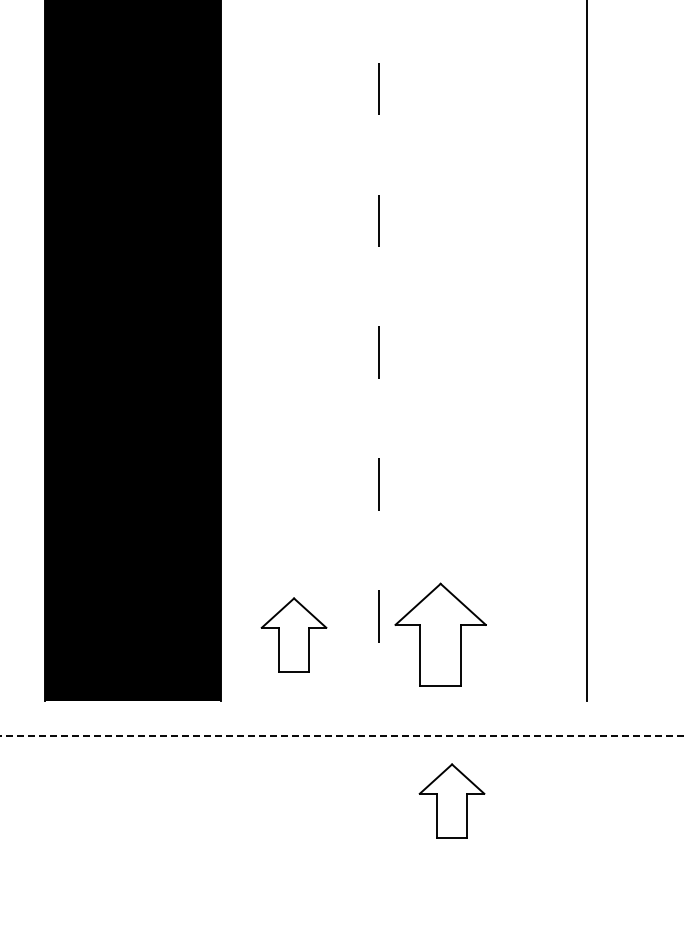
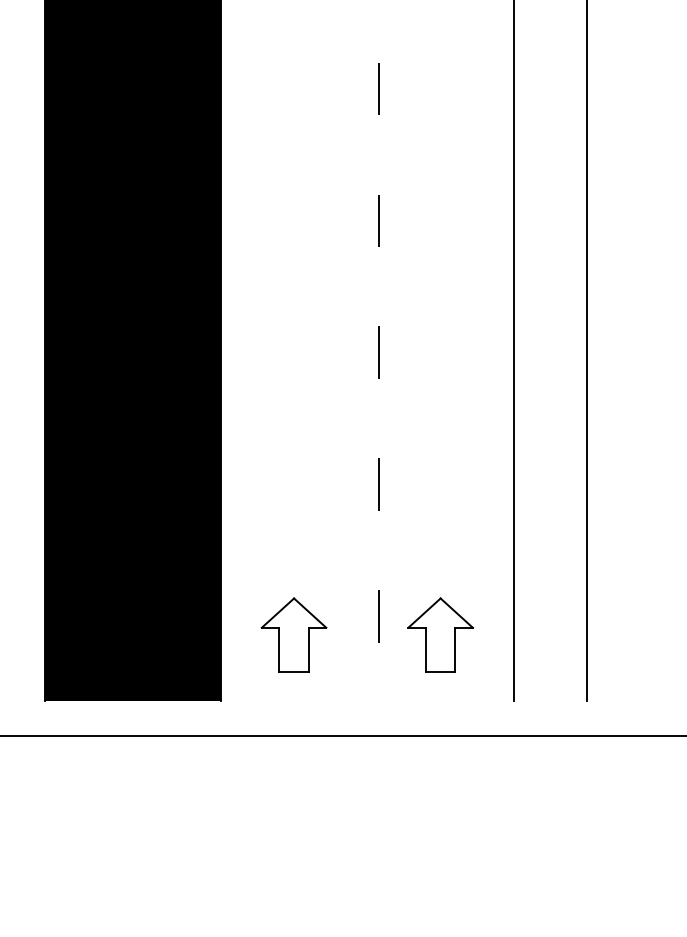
line: none -> present (513, 351)
part size: 93x105 px -> 67x76 px (440, 634)
line: dashed -> solid (343, 736)
part: present -> none (451, 800)
